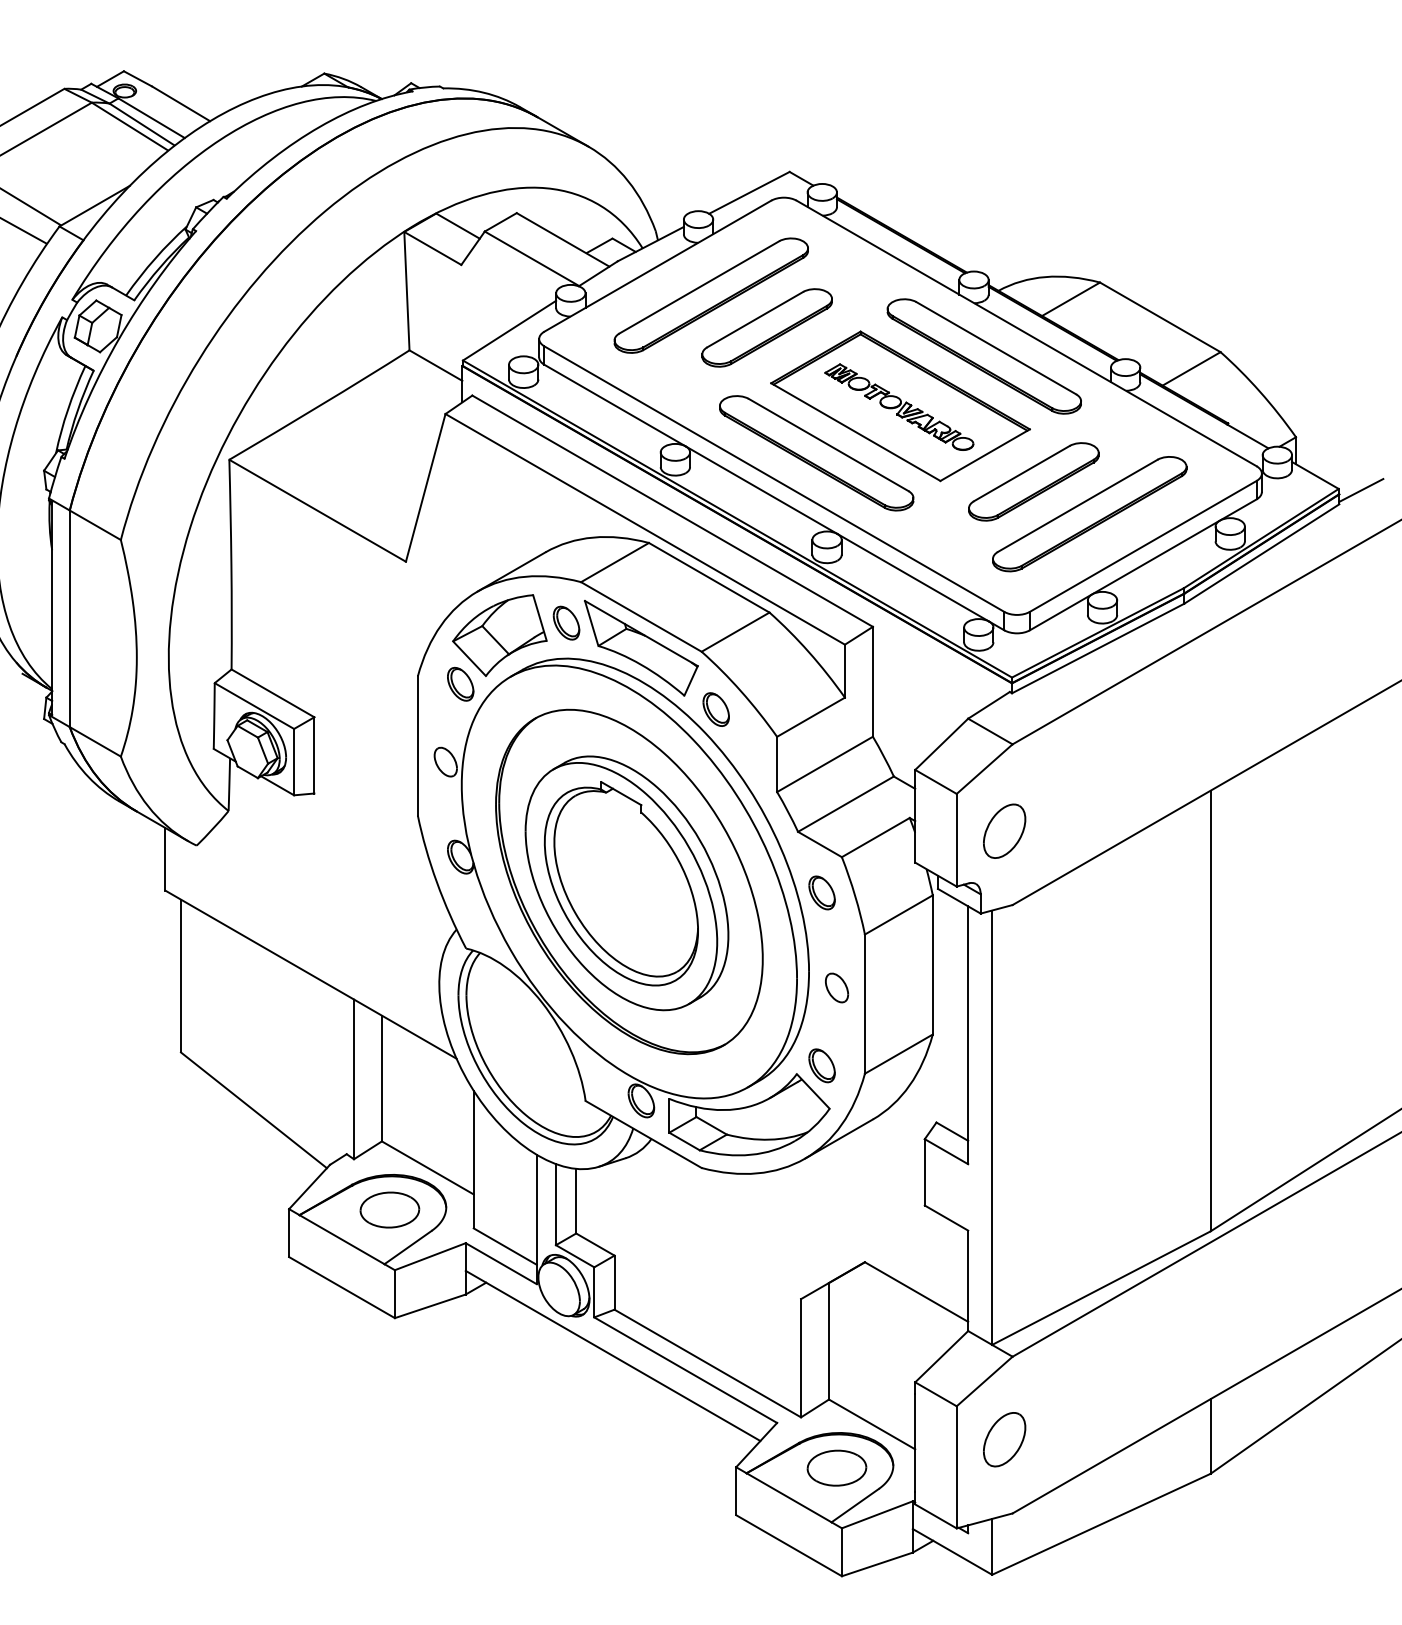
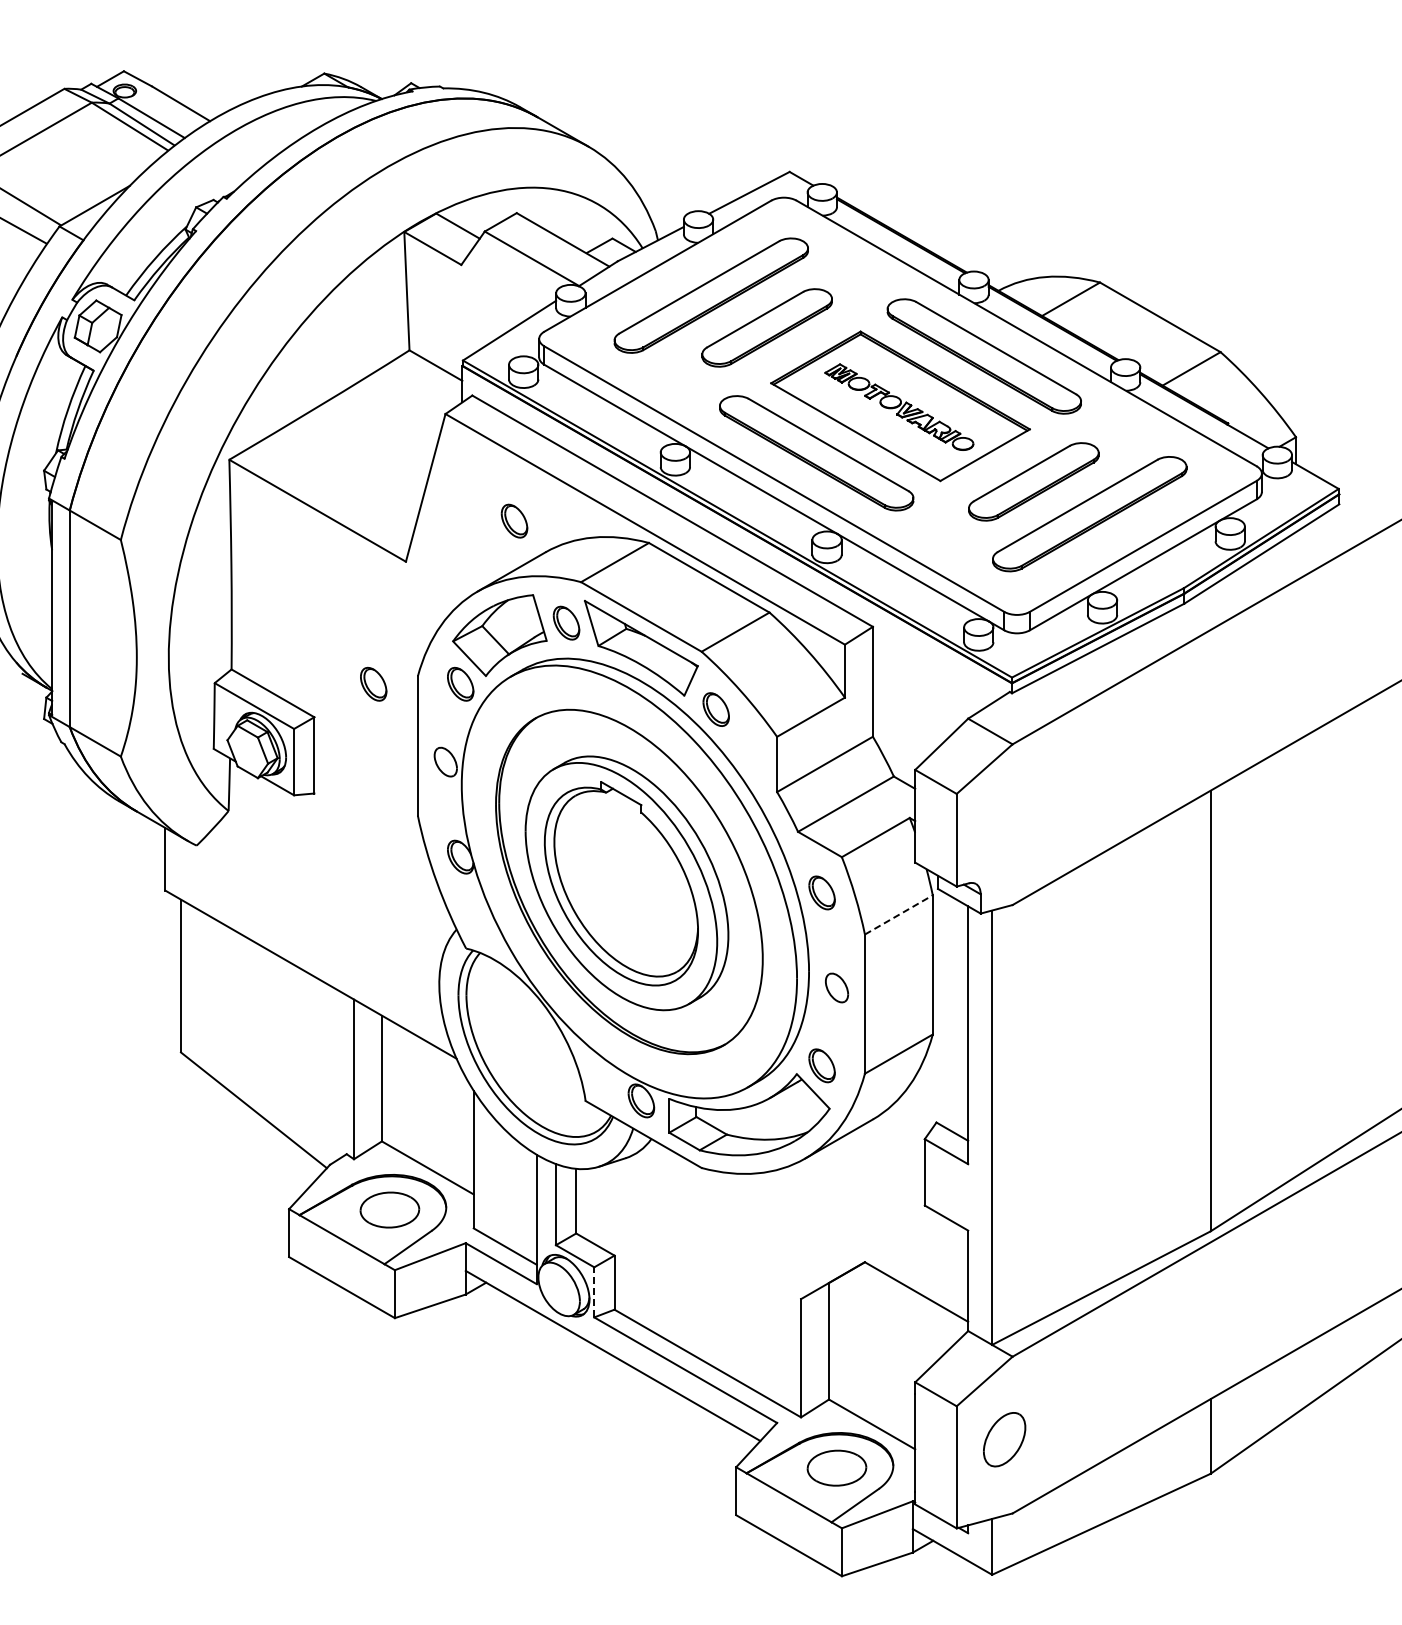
line: present -> none (1361, 490)
part: none -> present (514, 520)
part: none -> present (373, 683)
part: present -> none (1004, 830)
line: solid -> dashed (899, 914)
line: solid -> dashed (594, 1291)
